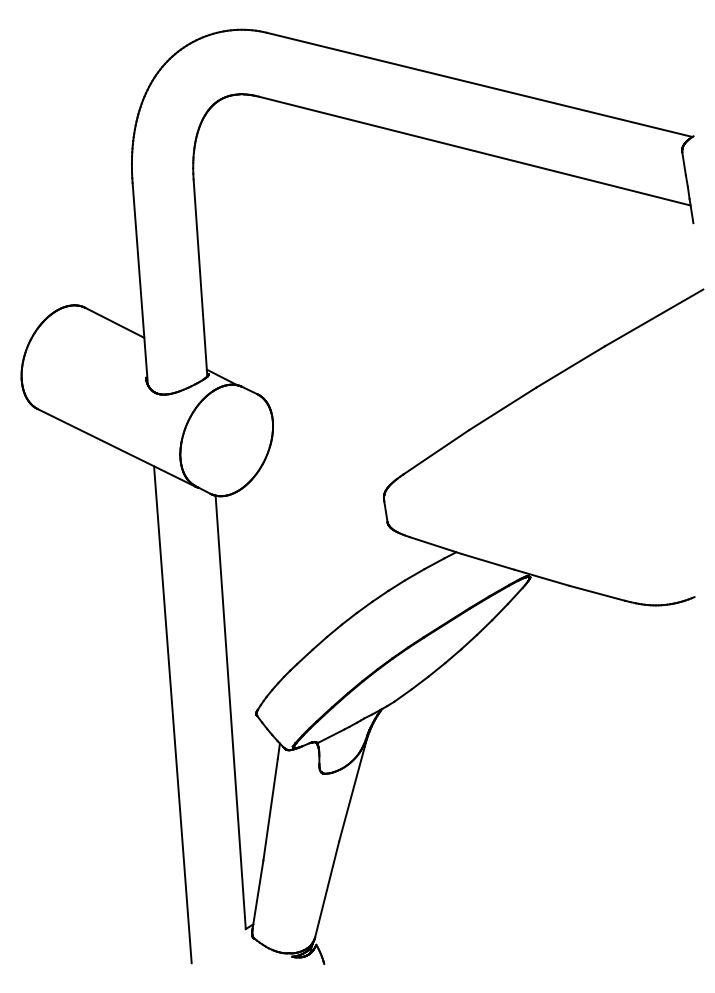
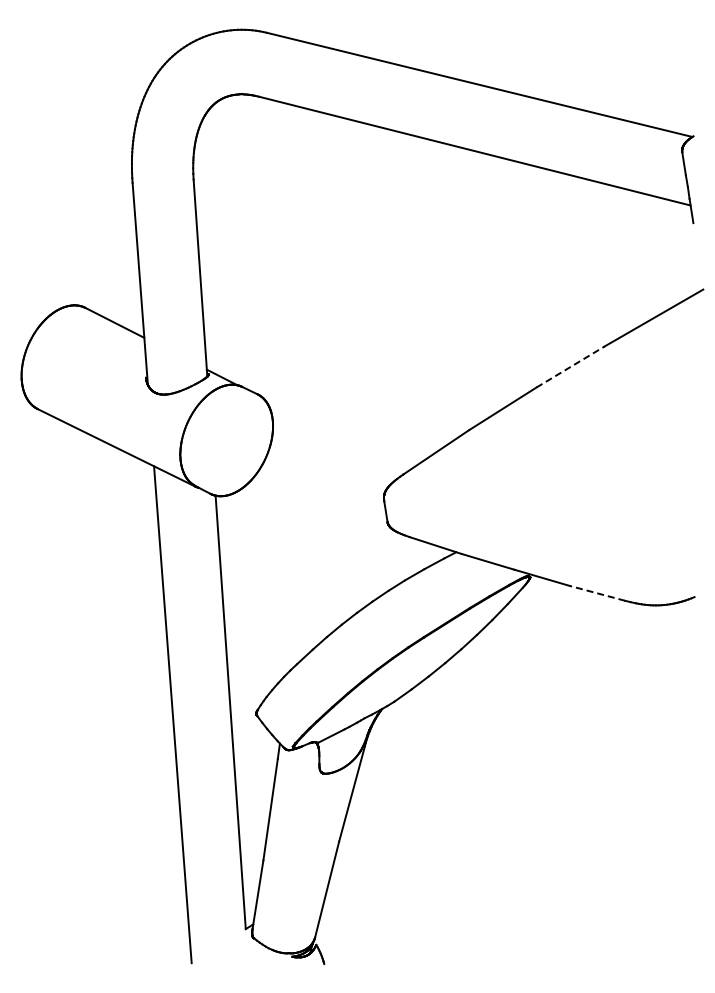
line: solid -> dashed (570, 366)
line: solid -> dashed (597, 593)
